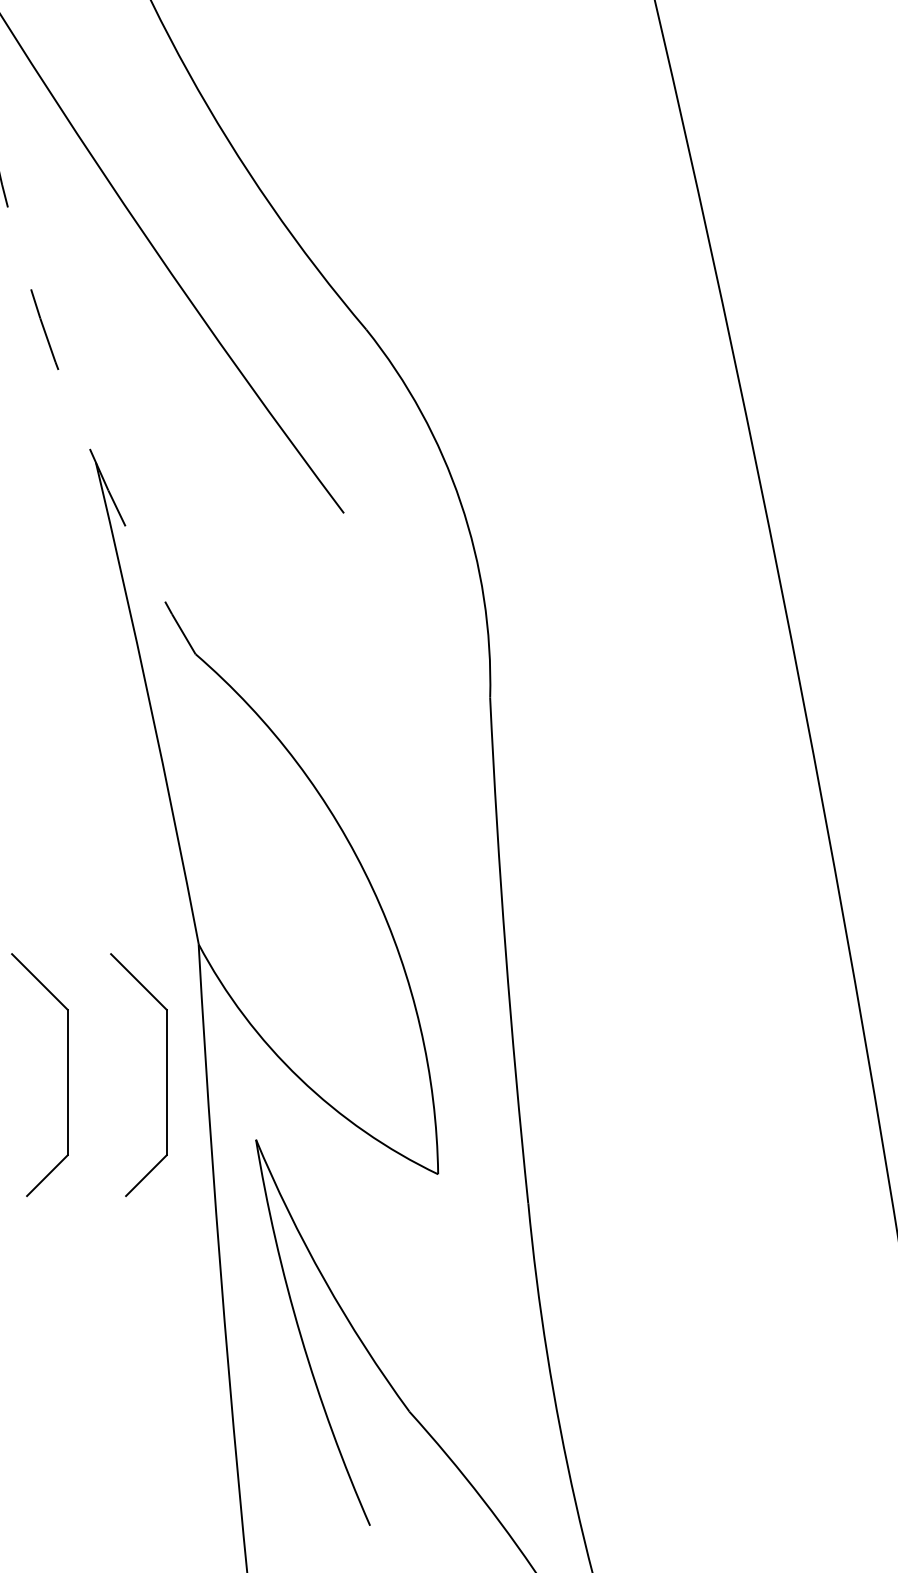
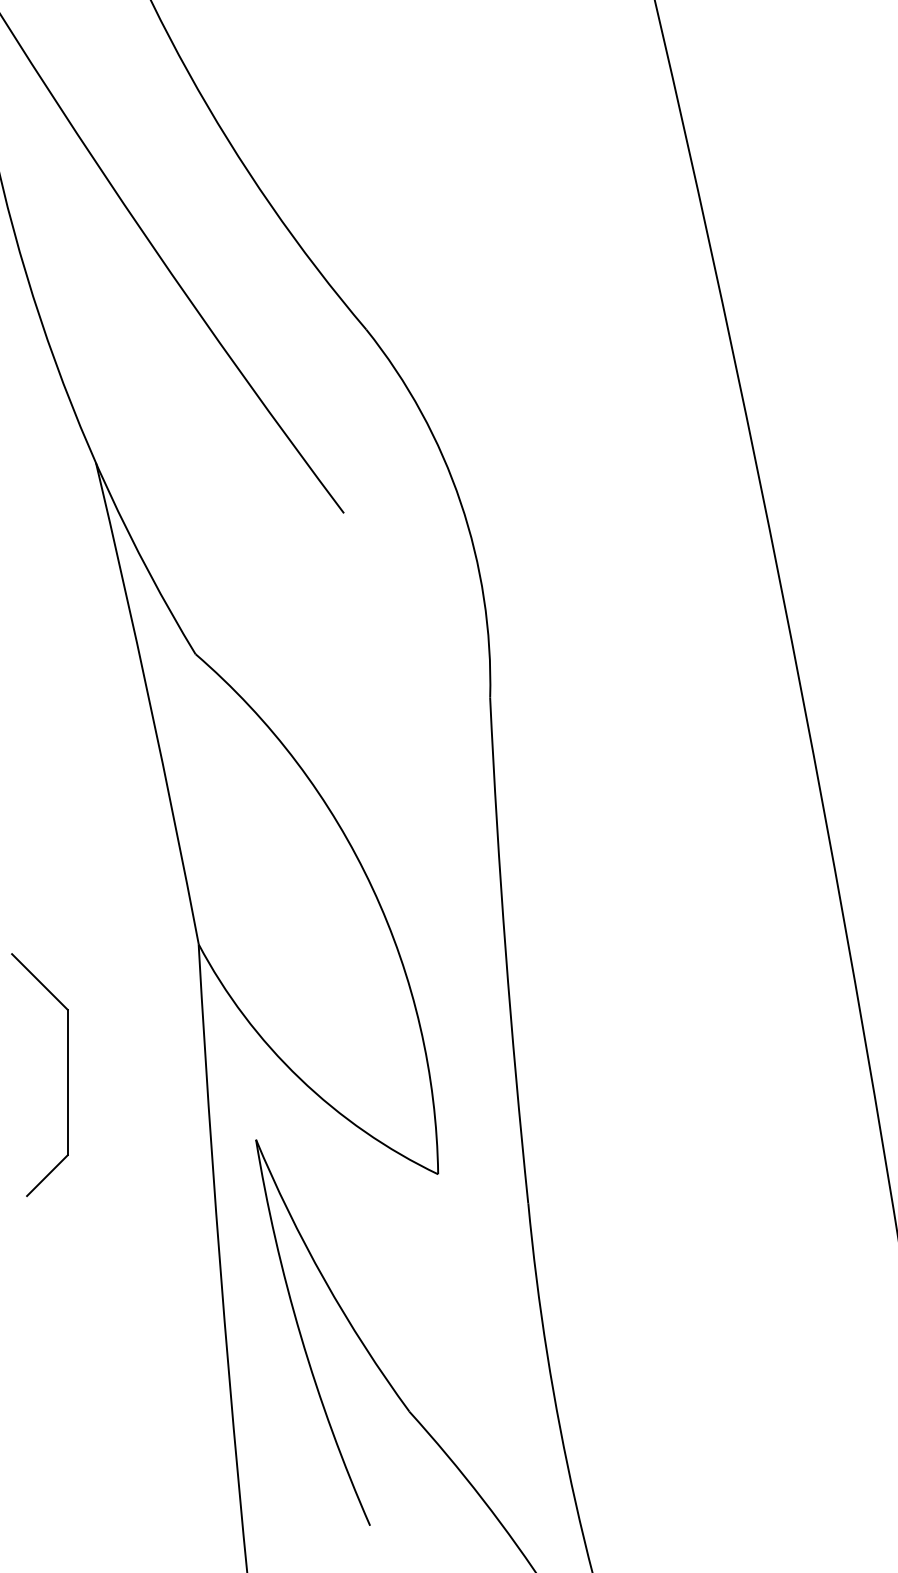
arc: dashed -> solid (78, 422)
part: present -> none (166, 1074)
